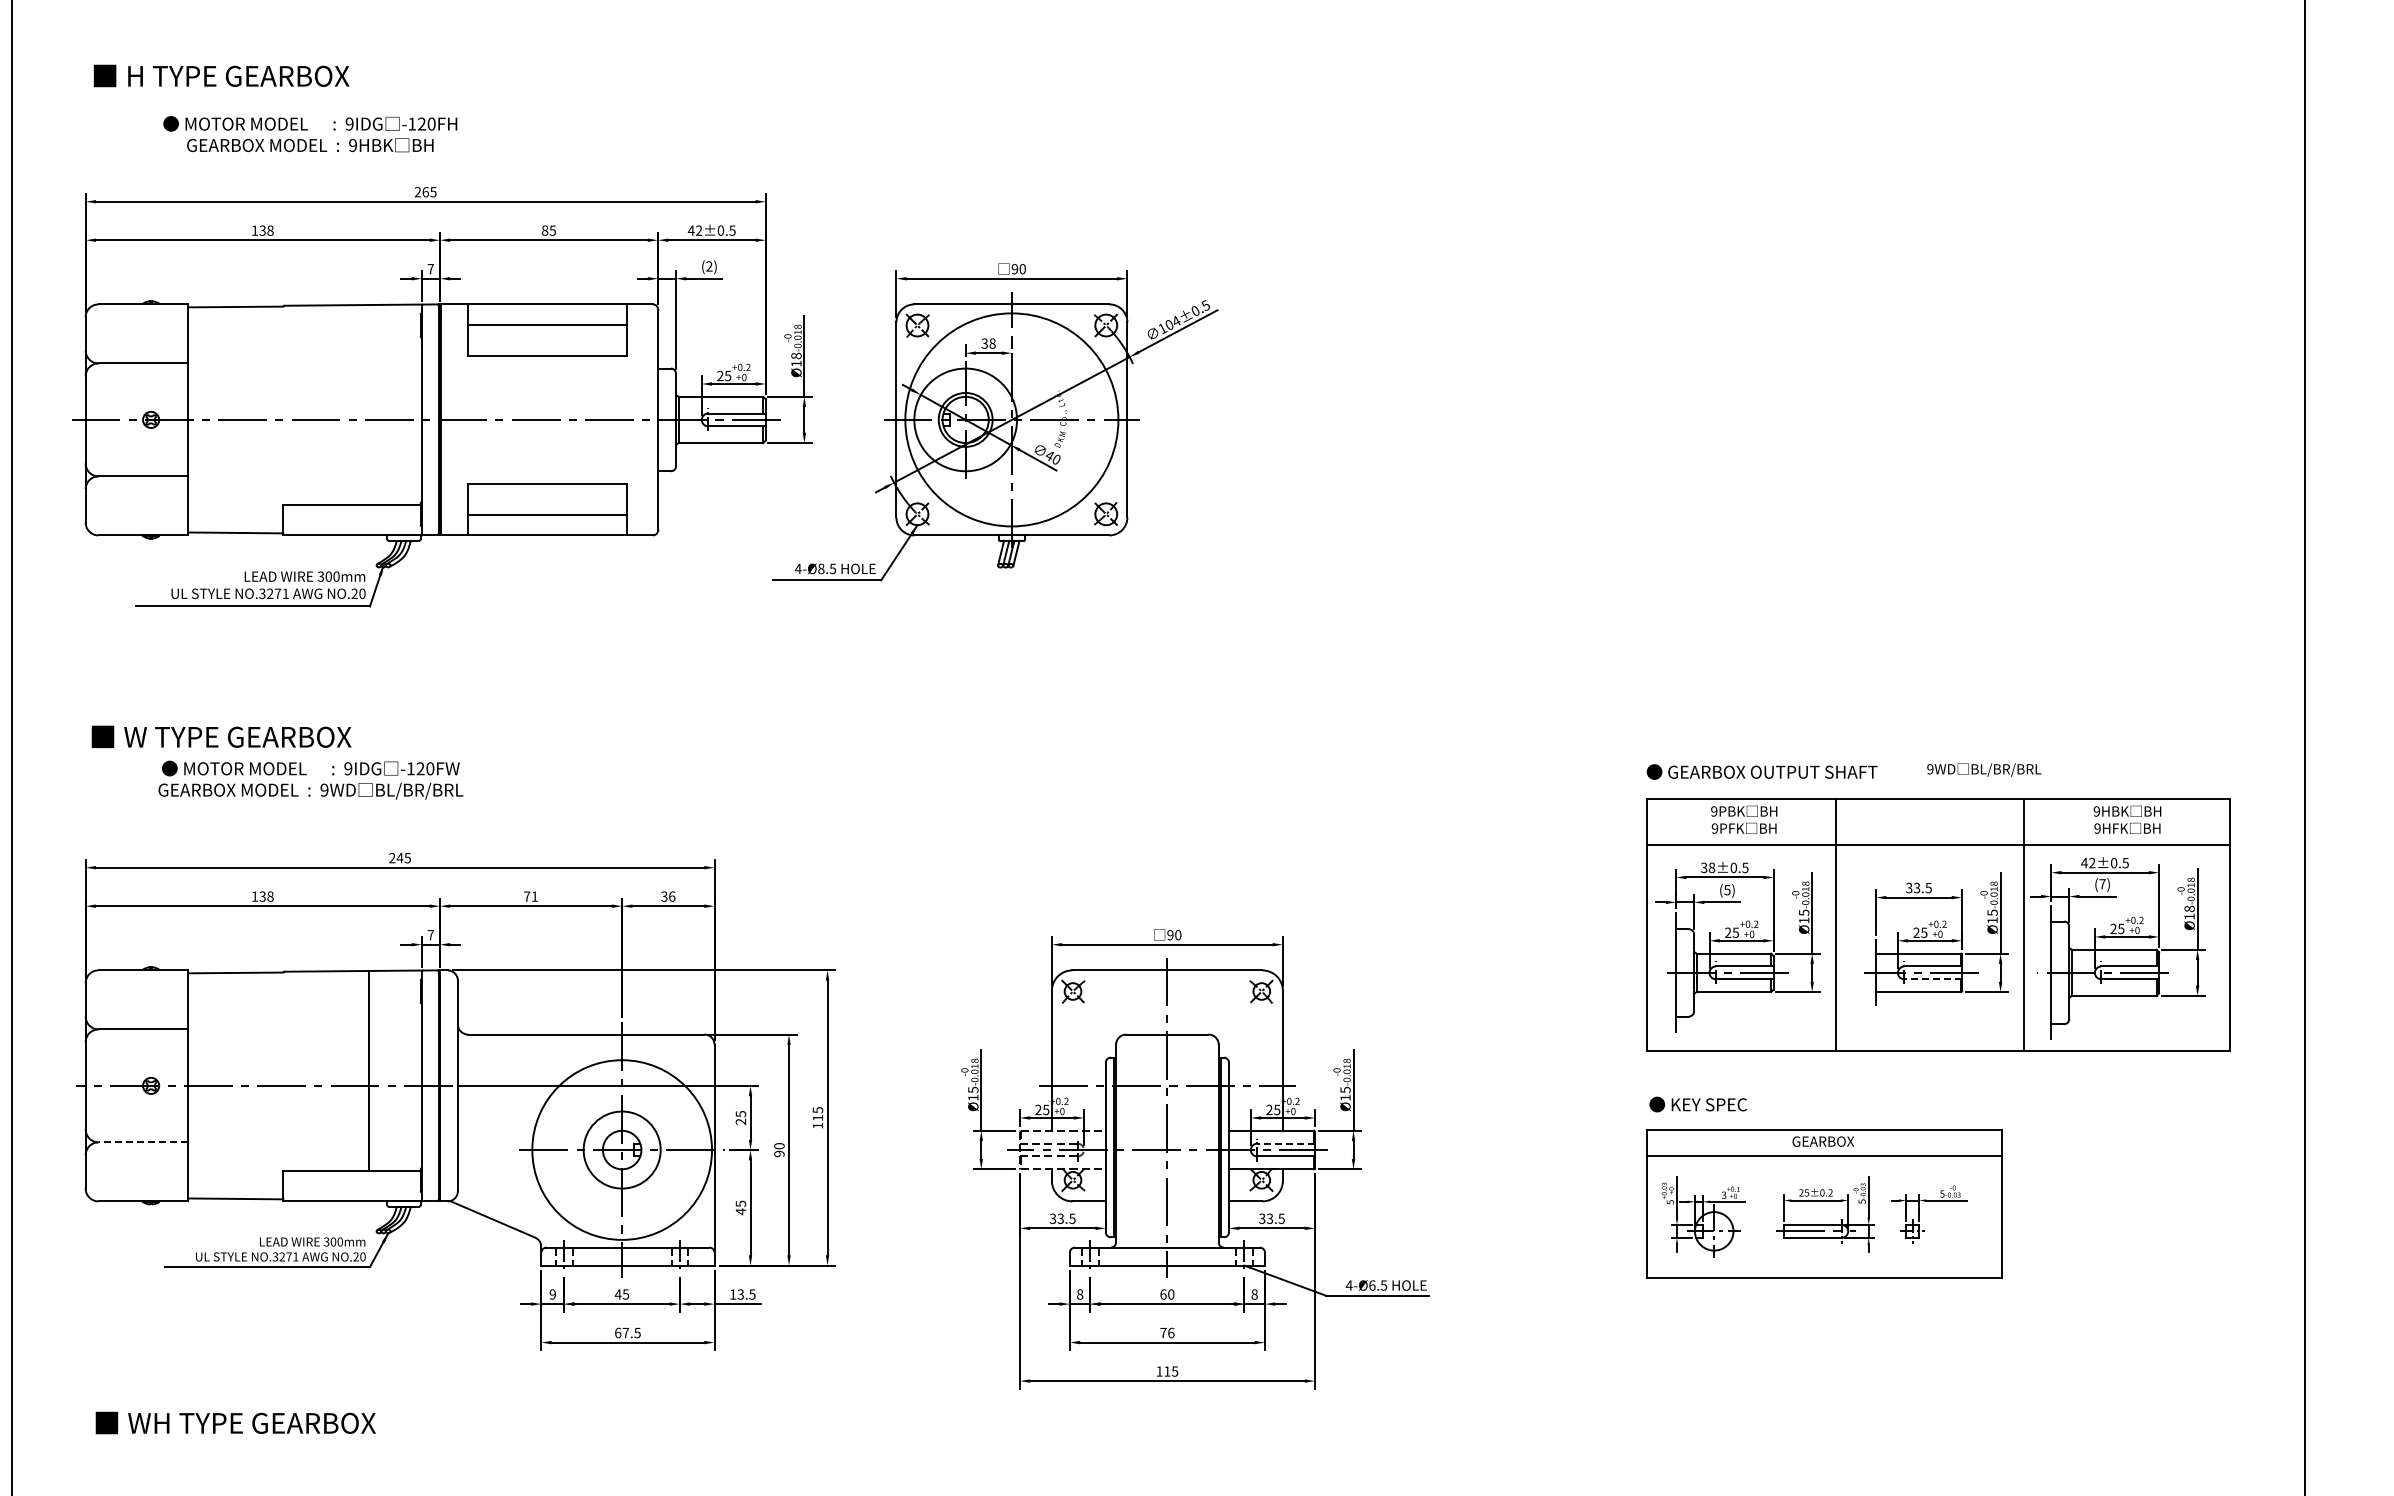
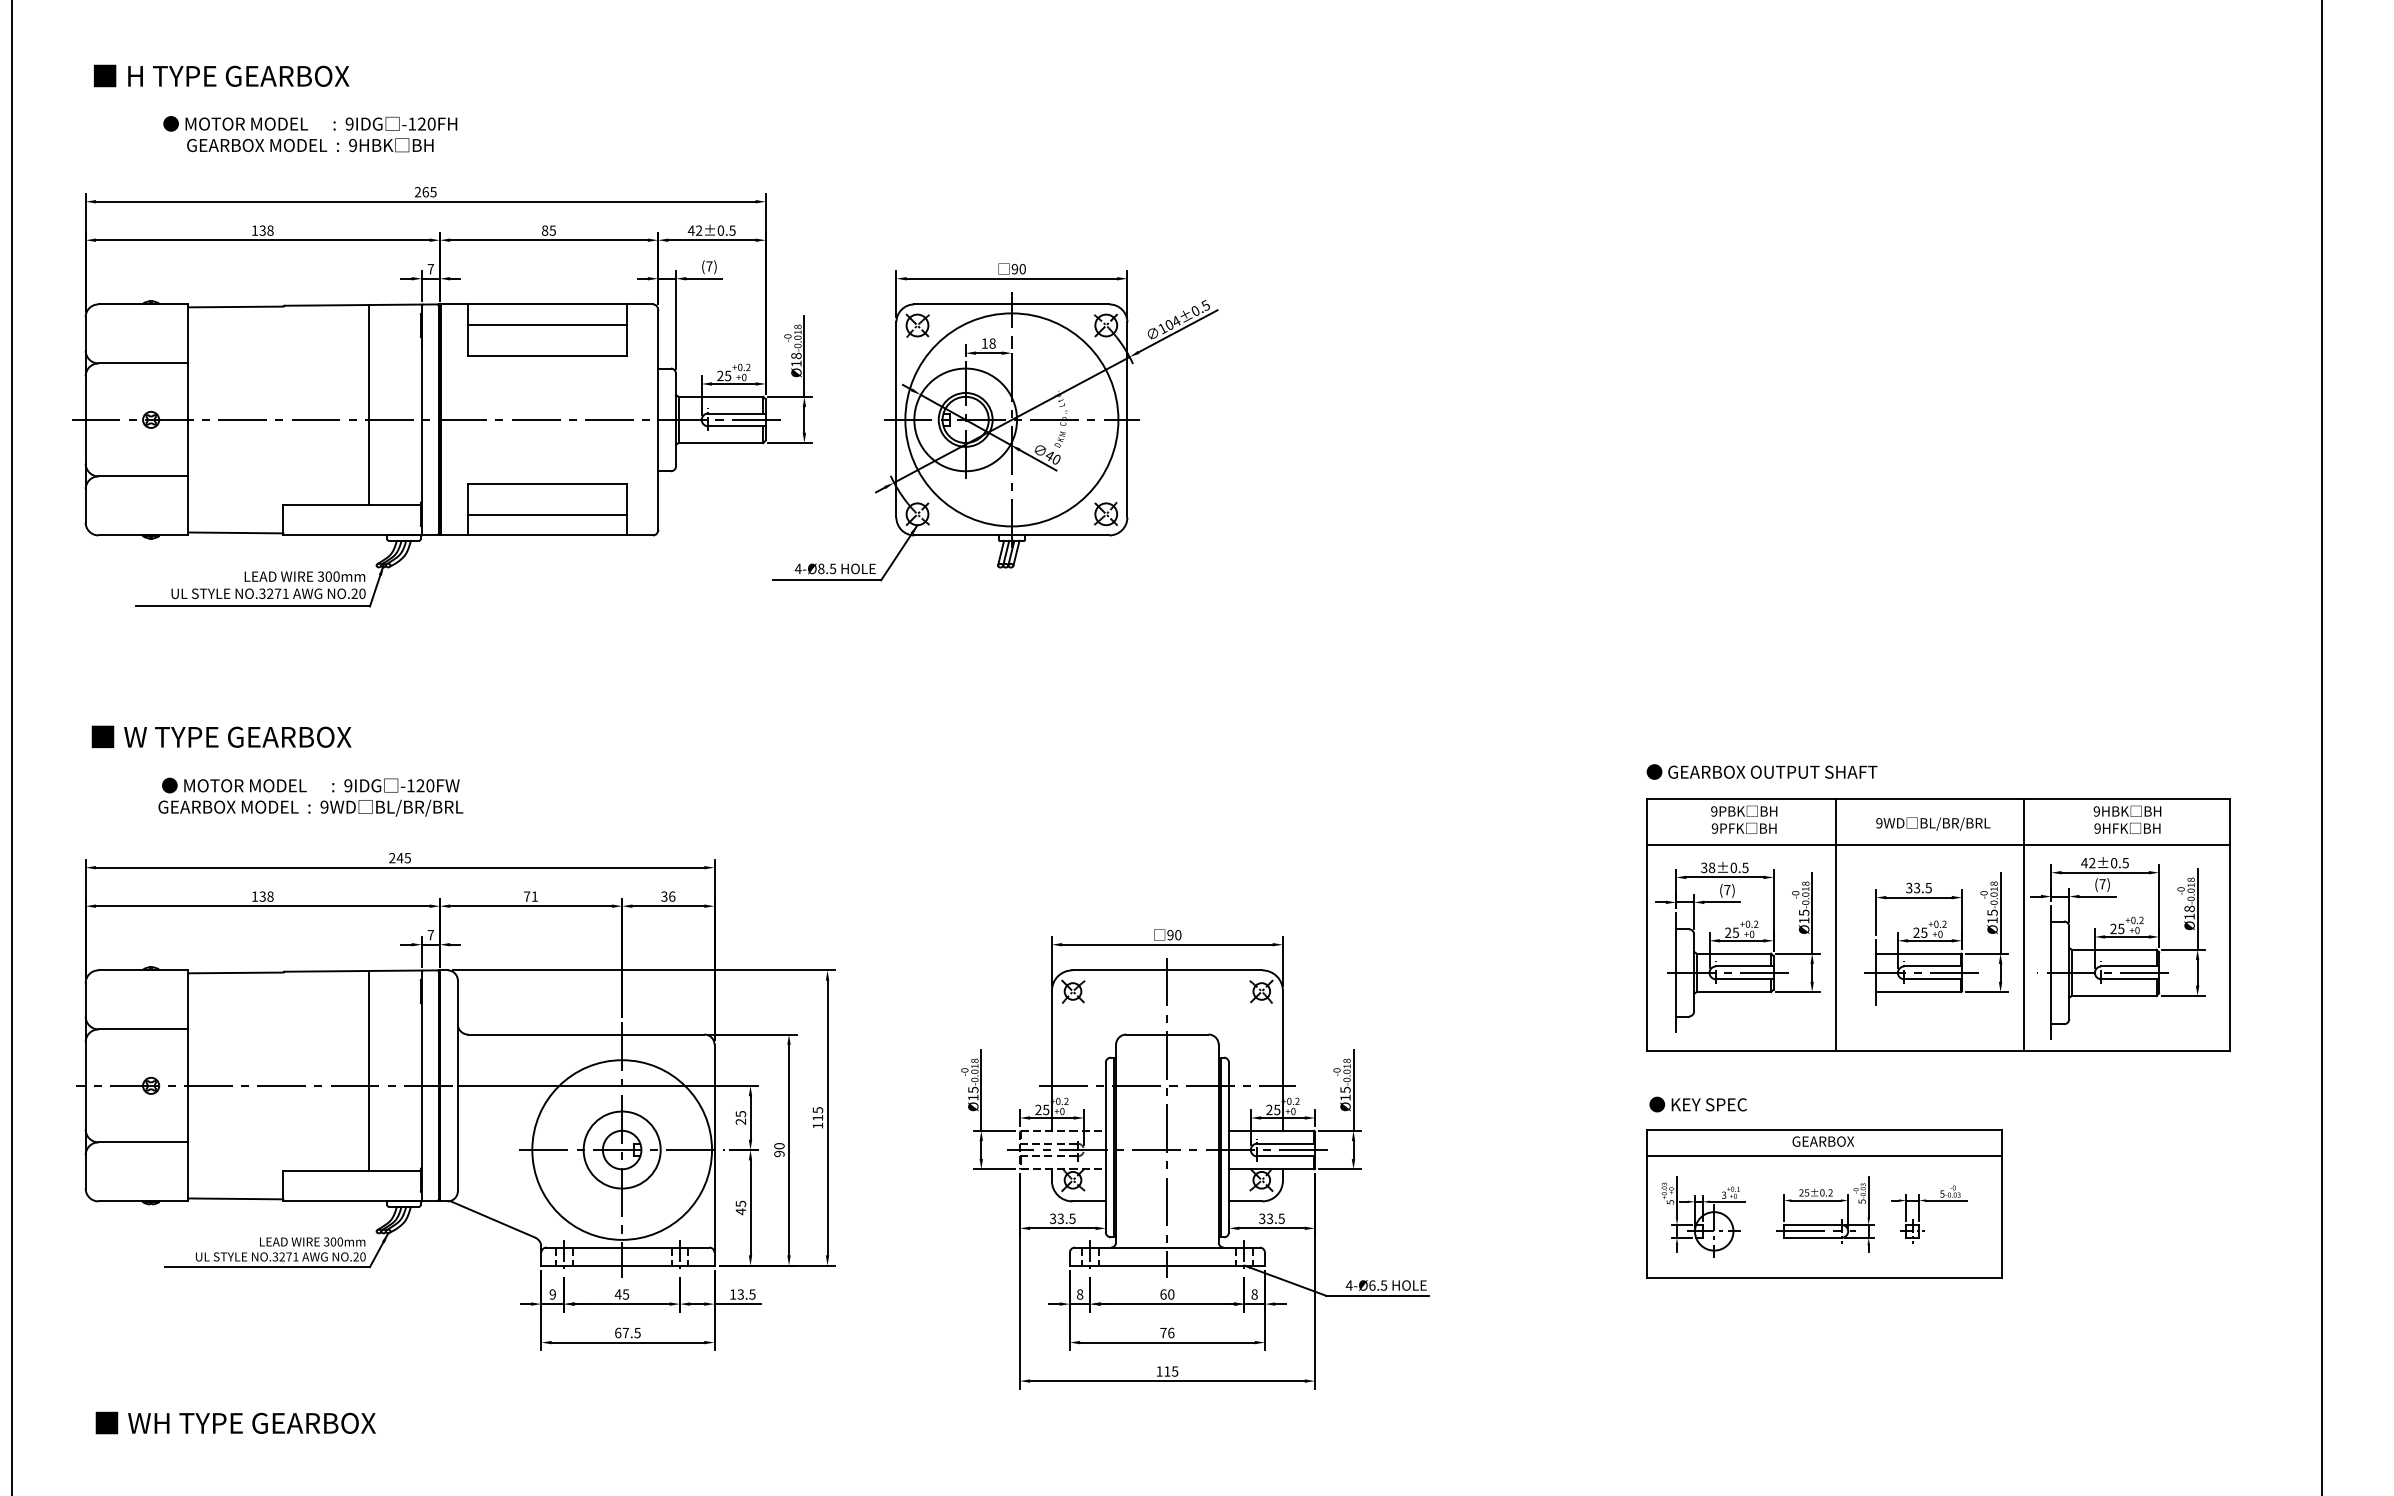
text: (2) -> (7) (709, 266)
text: 38 -> 18 (984, 343)
line: none -> present (369, 405)
line position: (2305, 747) -> (2322, 747) (2322, 747)
text position: (1984, 769) -> (1933, 823) (1933, 823)
text position: (310, 779) -> (310, 796) (310, 796)
text: (5) -> (7) (1727, 890)
line: dashed -> solid (1933, 979)
line: dashed -> solid (143, 1142)
line: dashed -> solid (1286, 1143)
